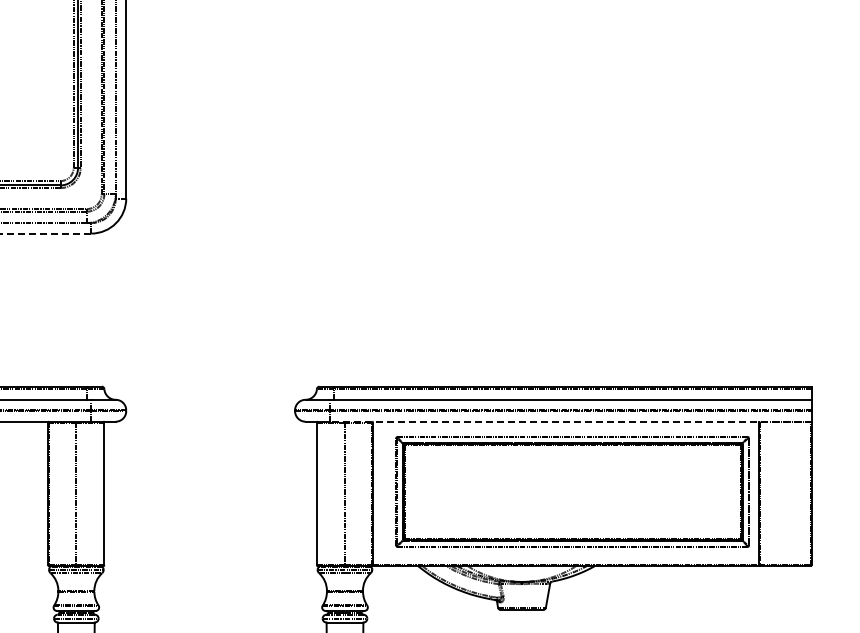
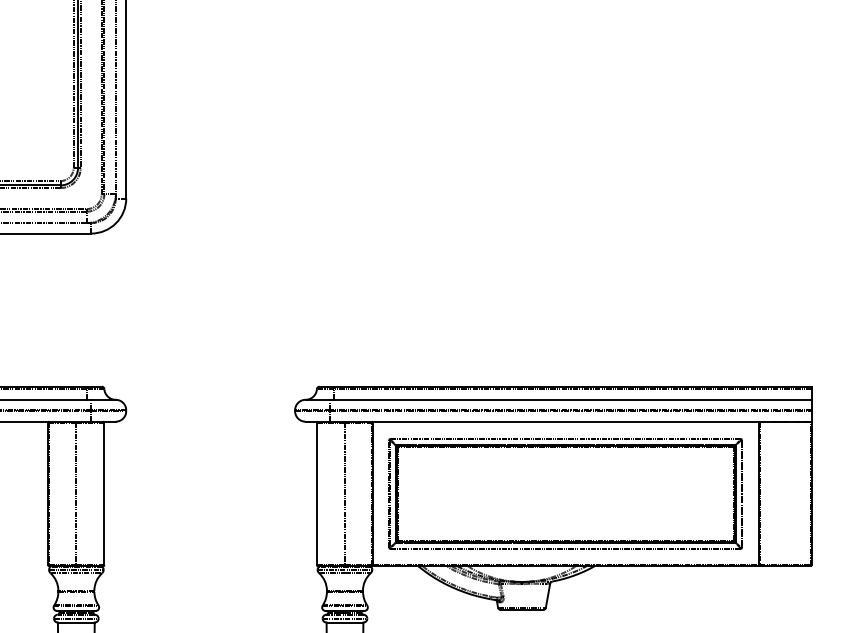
line: dashed -> solid (45, 233)
line: dashed -> solid (570, 421)
part position: (572, 491) -> (565, 493) (565, 493)
